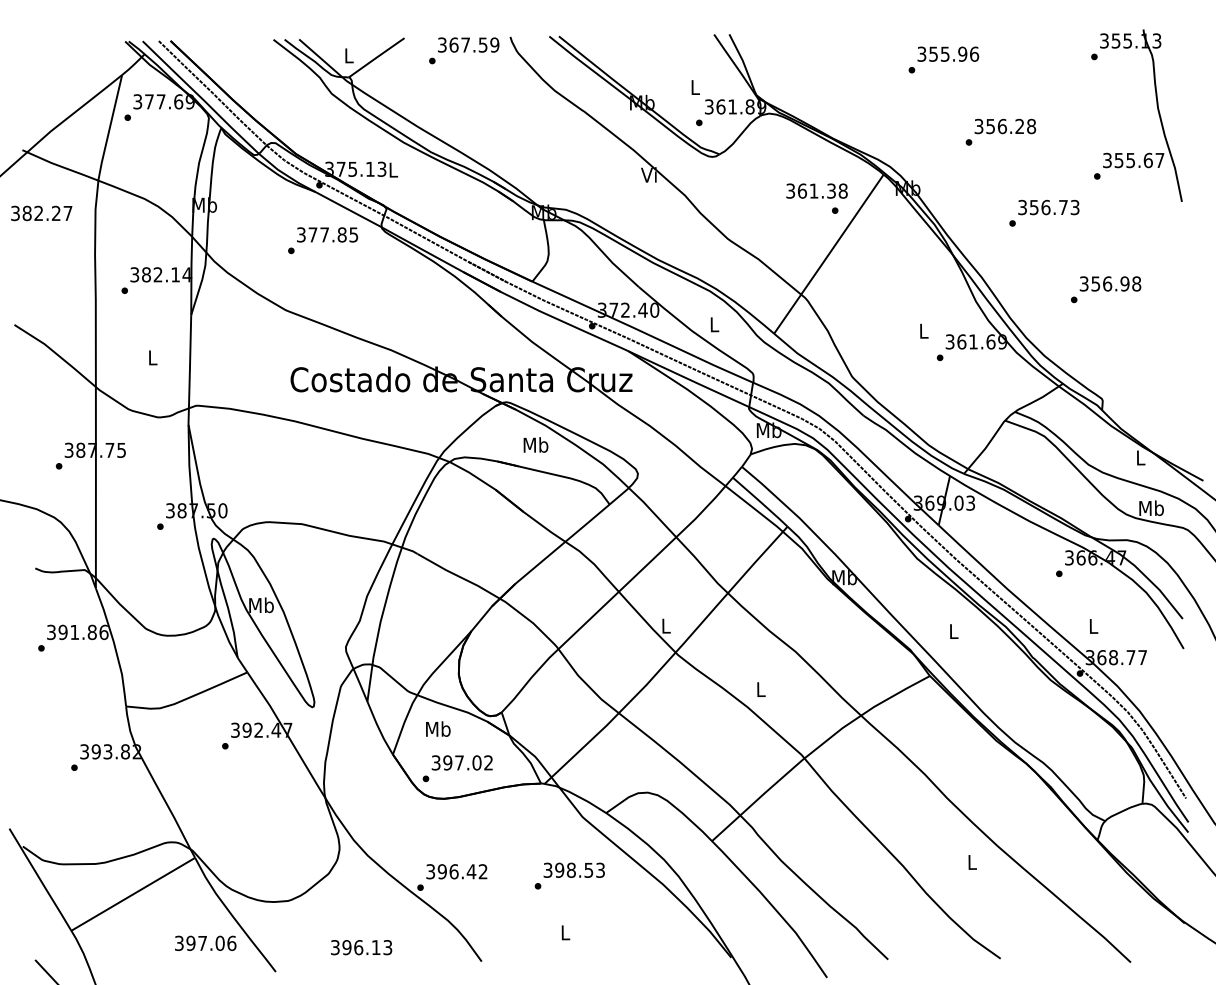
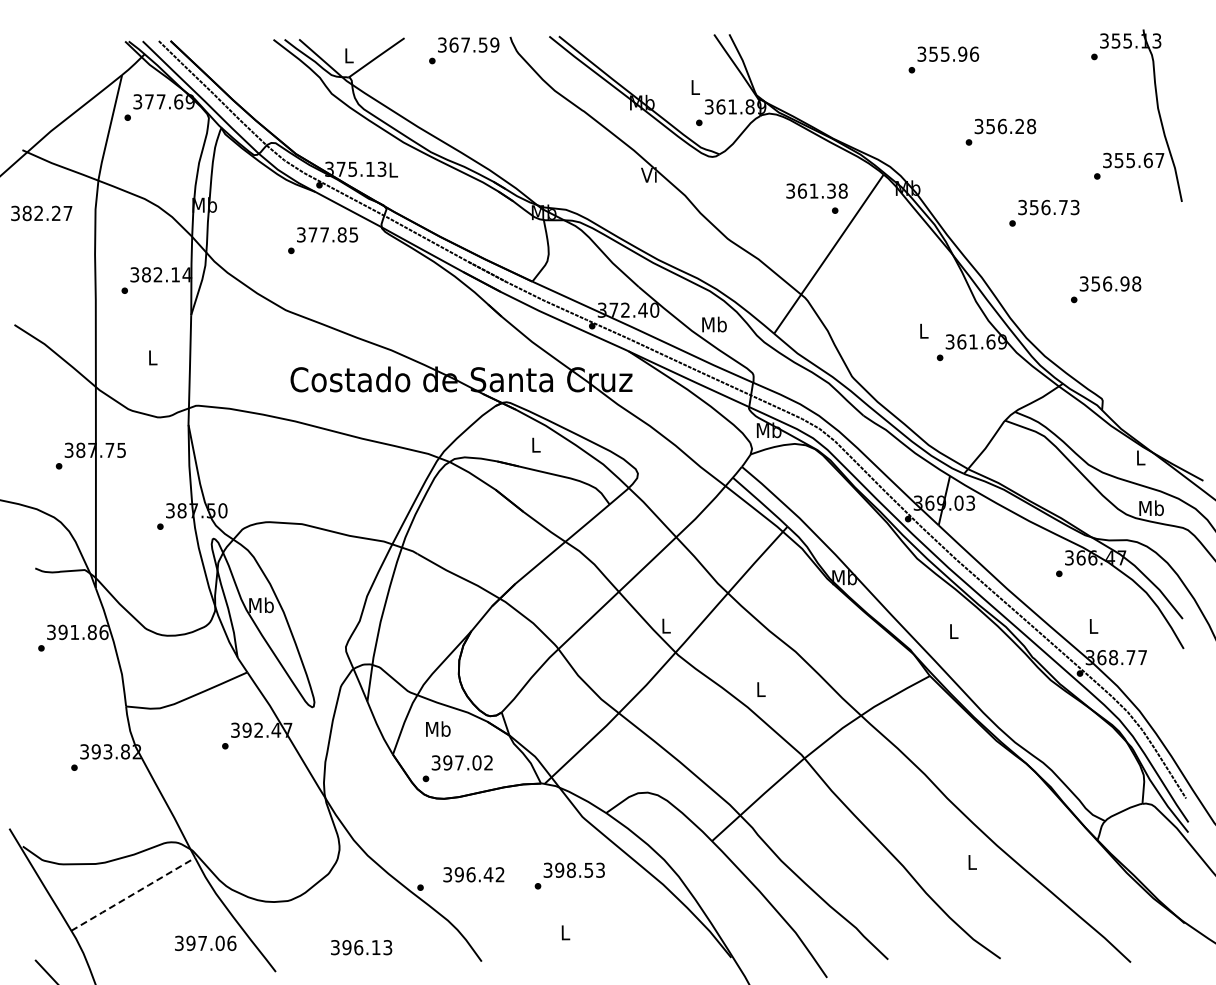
text: L -> Mb (714, 324)
text: Mb -> L (535, 444)
text position: (456, 871) -> (473, 874) (473, 874)
line: solid -> dashed (133, 894)
